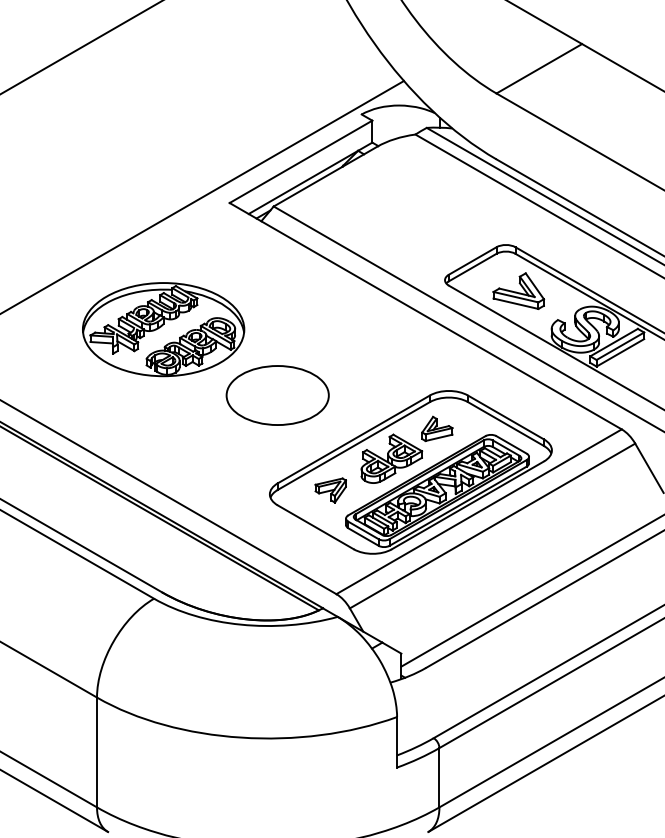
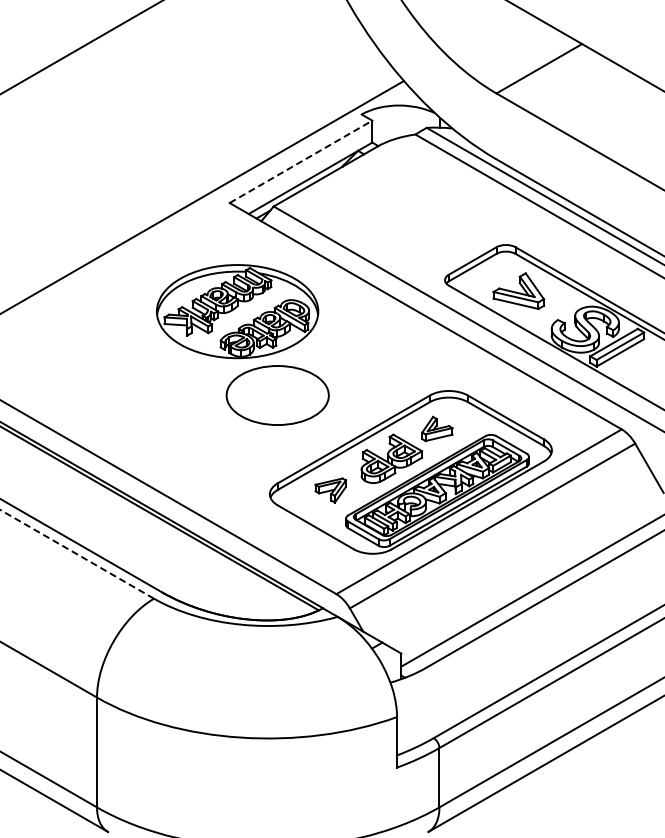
line: solid -> dashed (301, 161)
part position: (163, 329) -> (237, 311) (237, 311)
line: solid -> dashed (77, 554)
